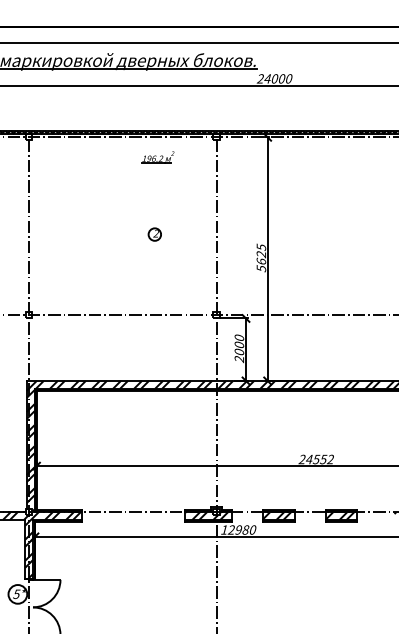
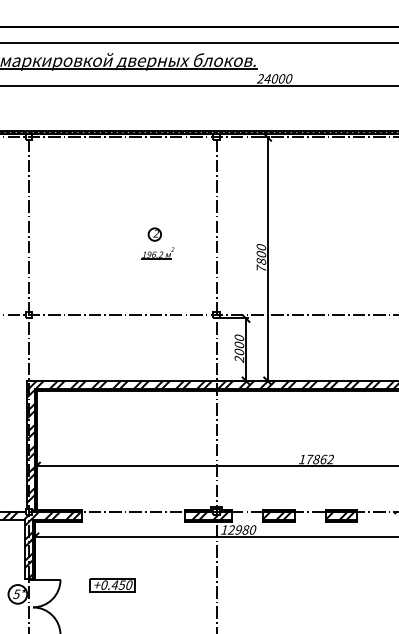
part position: (157, 157) -> (157, 253) (157, 253)
text: 5625 -> 7800 (261, 257)
text: 24552 -> 17862 (312, 459)
part: none -> present (112, 585)
